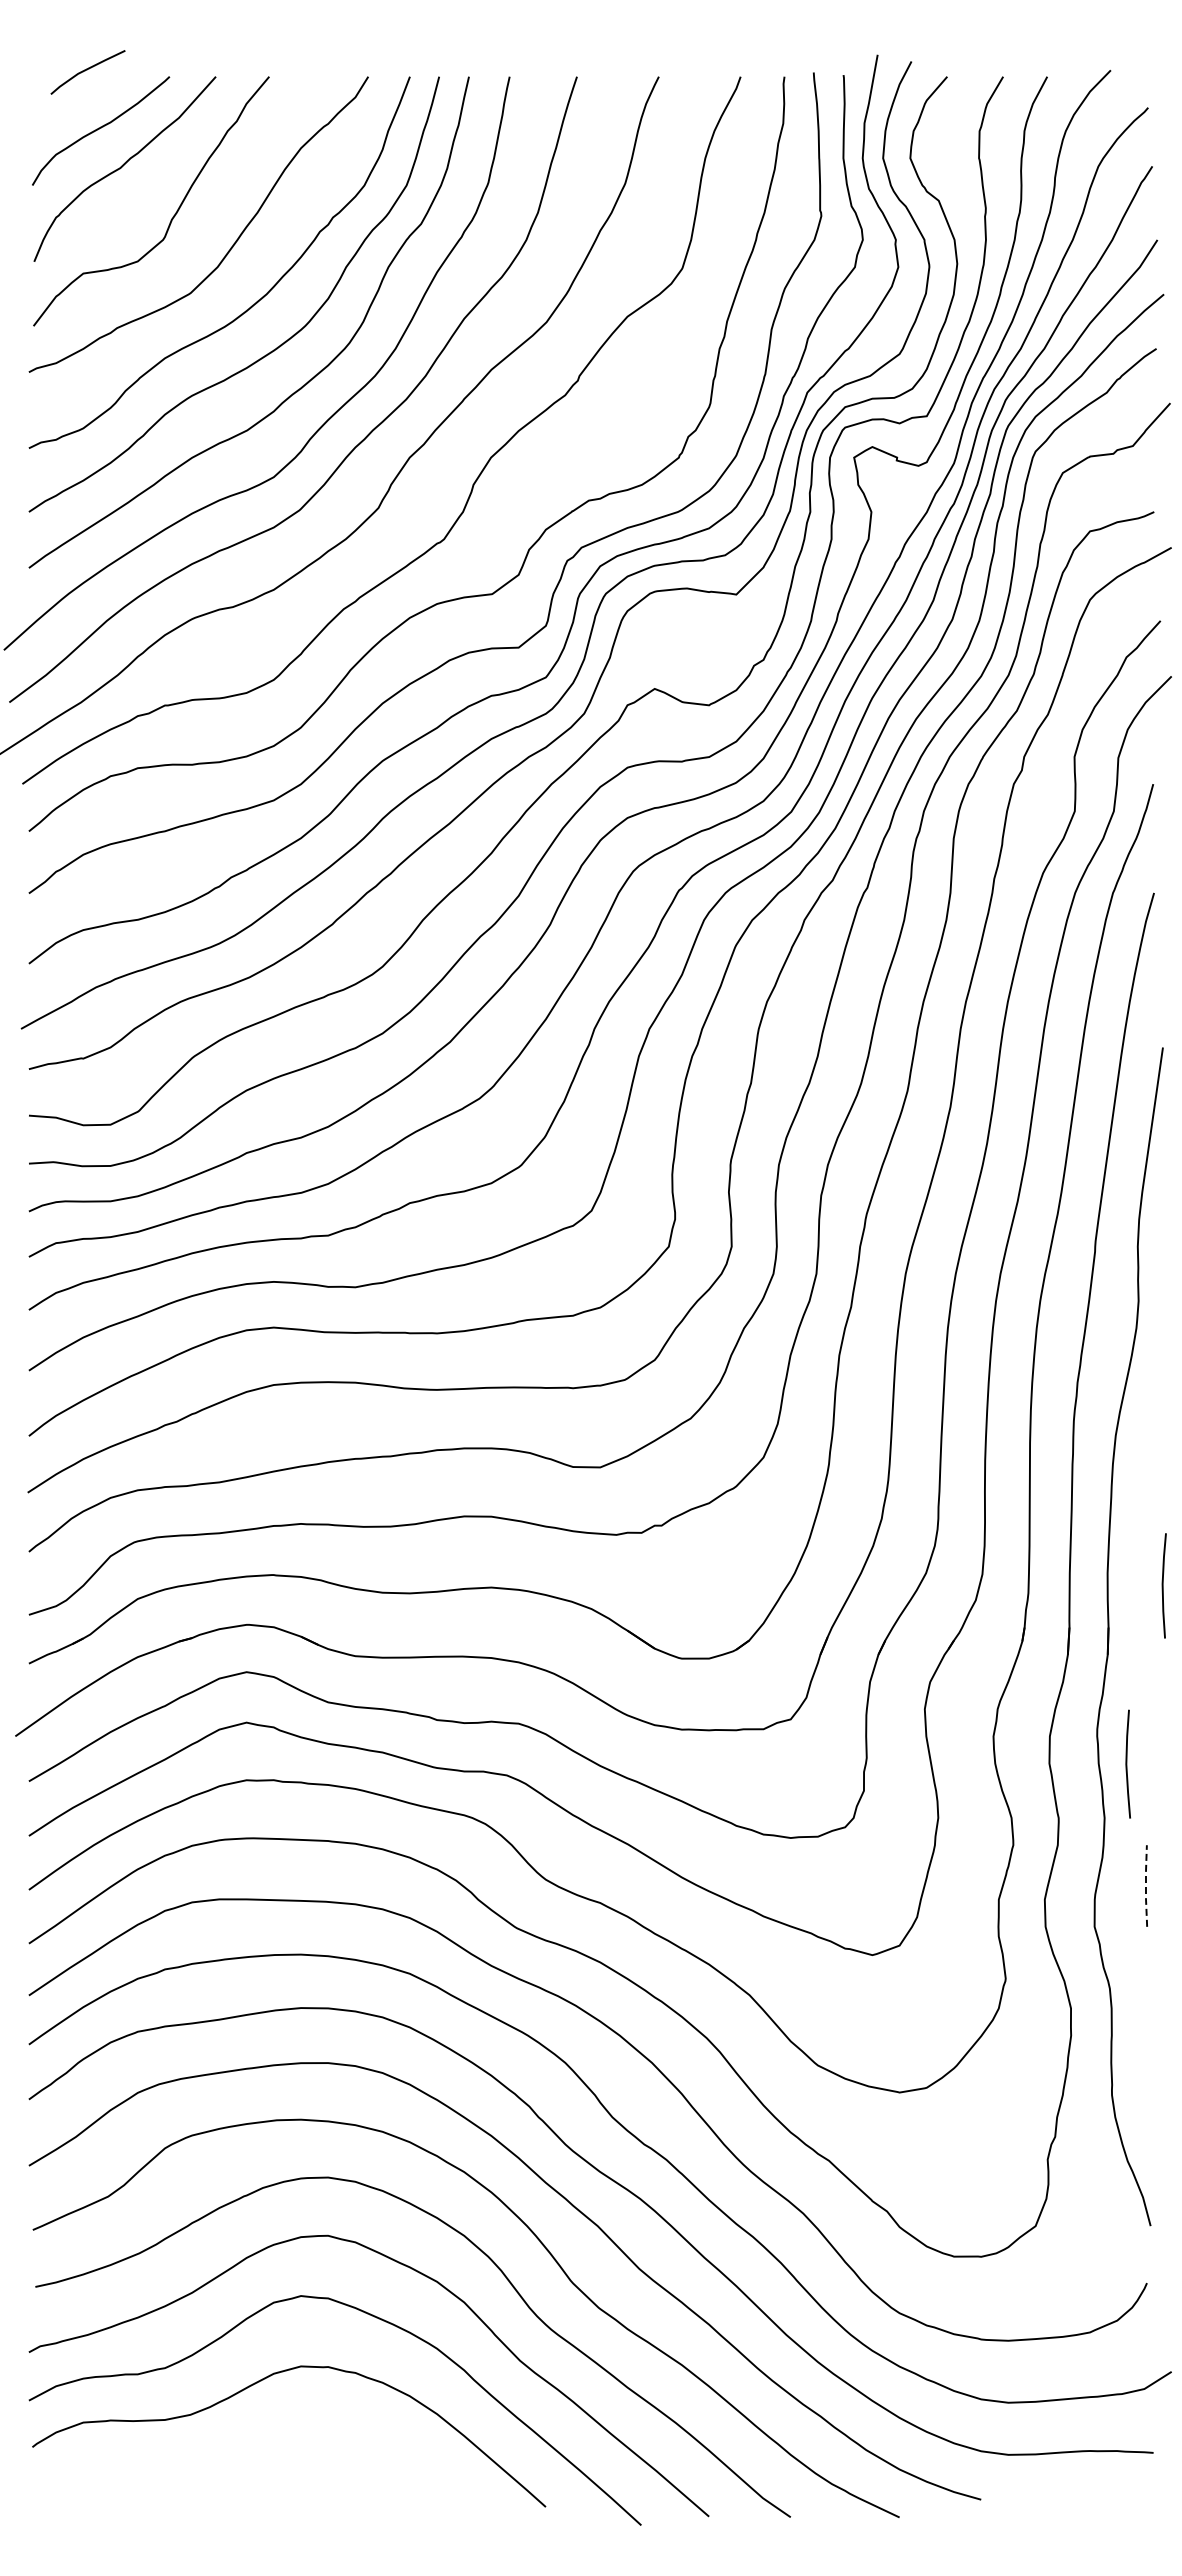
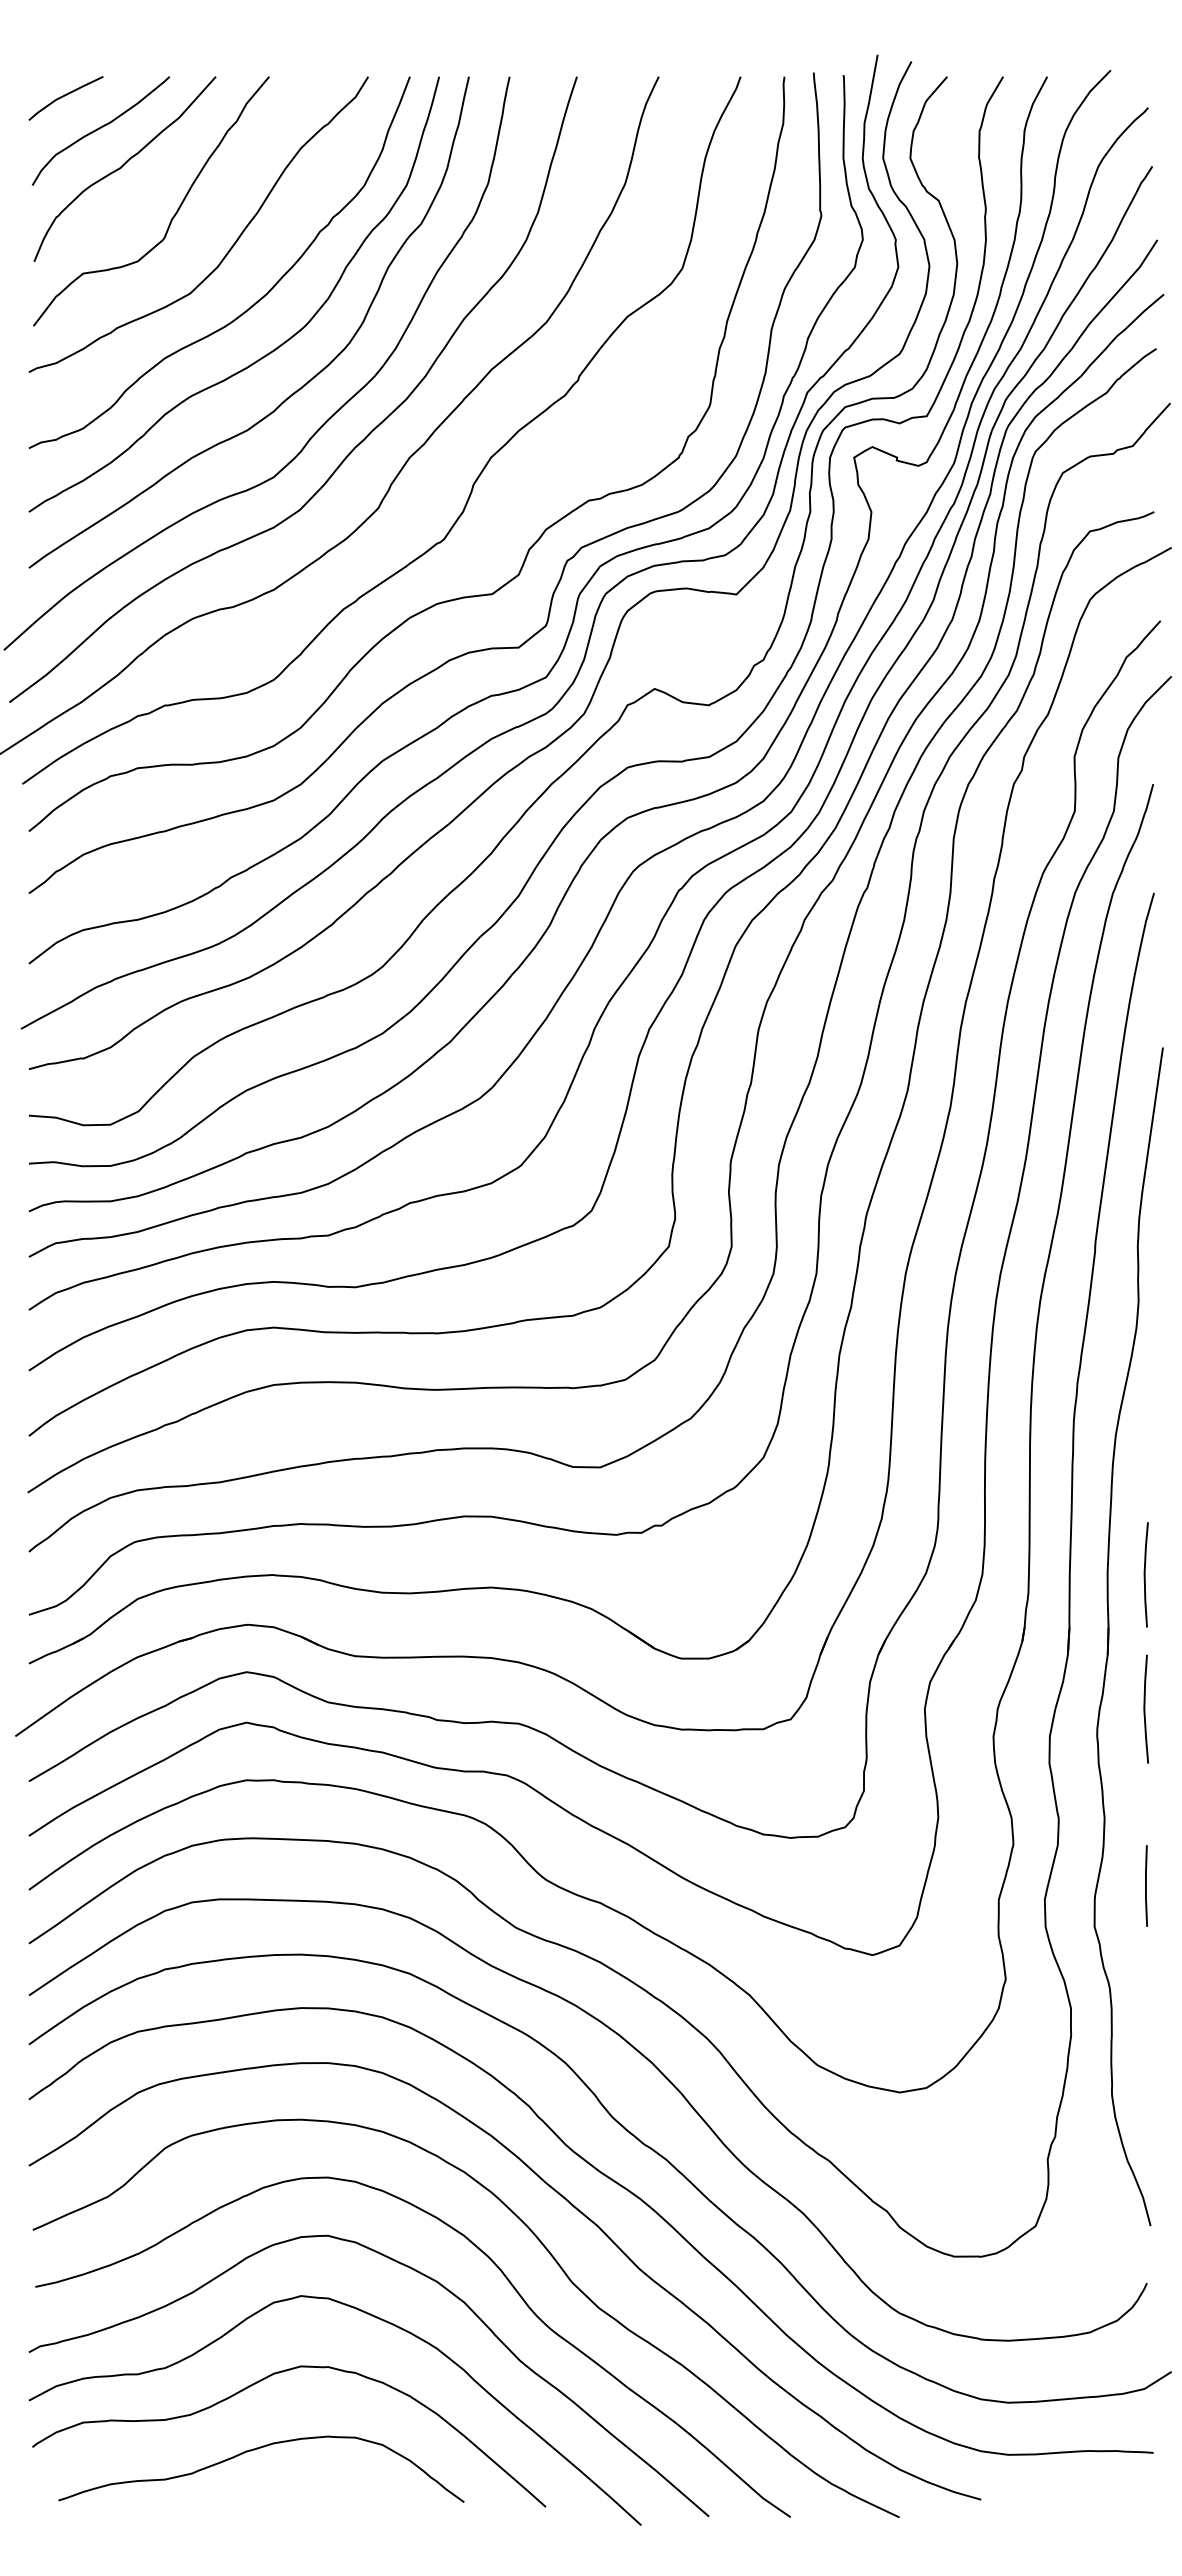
line position: (87, 70) -> (65, 96) (65, 96)
line position: (1163, 1585) -> (1145, 1574) (1145, 1574)
line position: (1127, 1763) -> (1145, 1708) (1145, 1708)
line: dashed -> solid (1145, 1885)
curve: none -> present (258, 2449)
